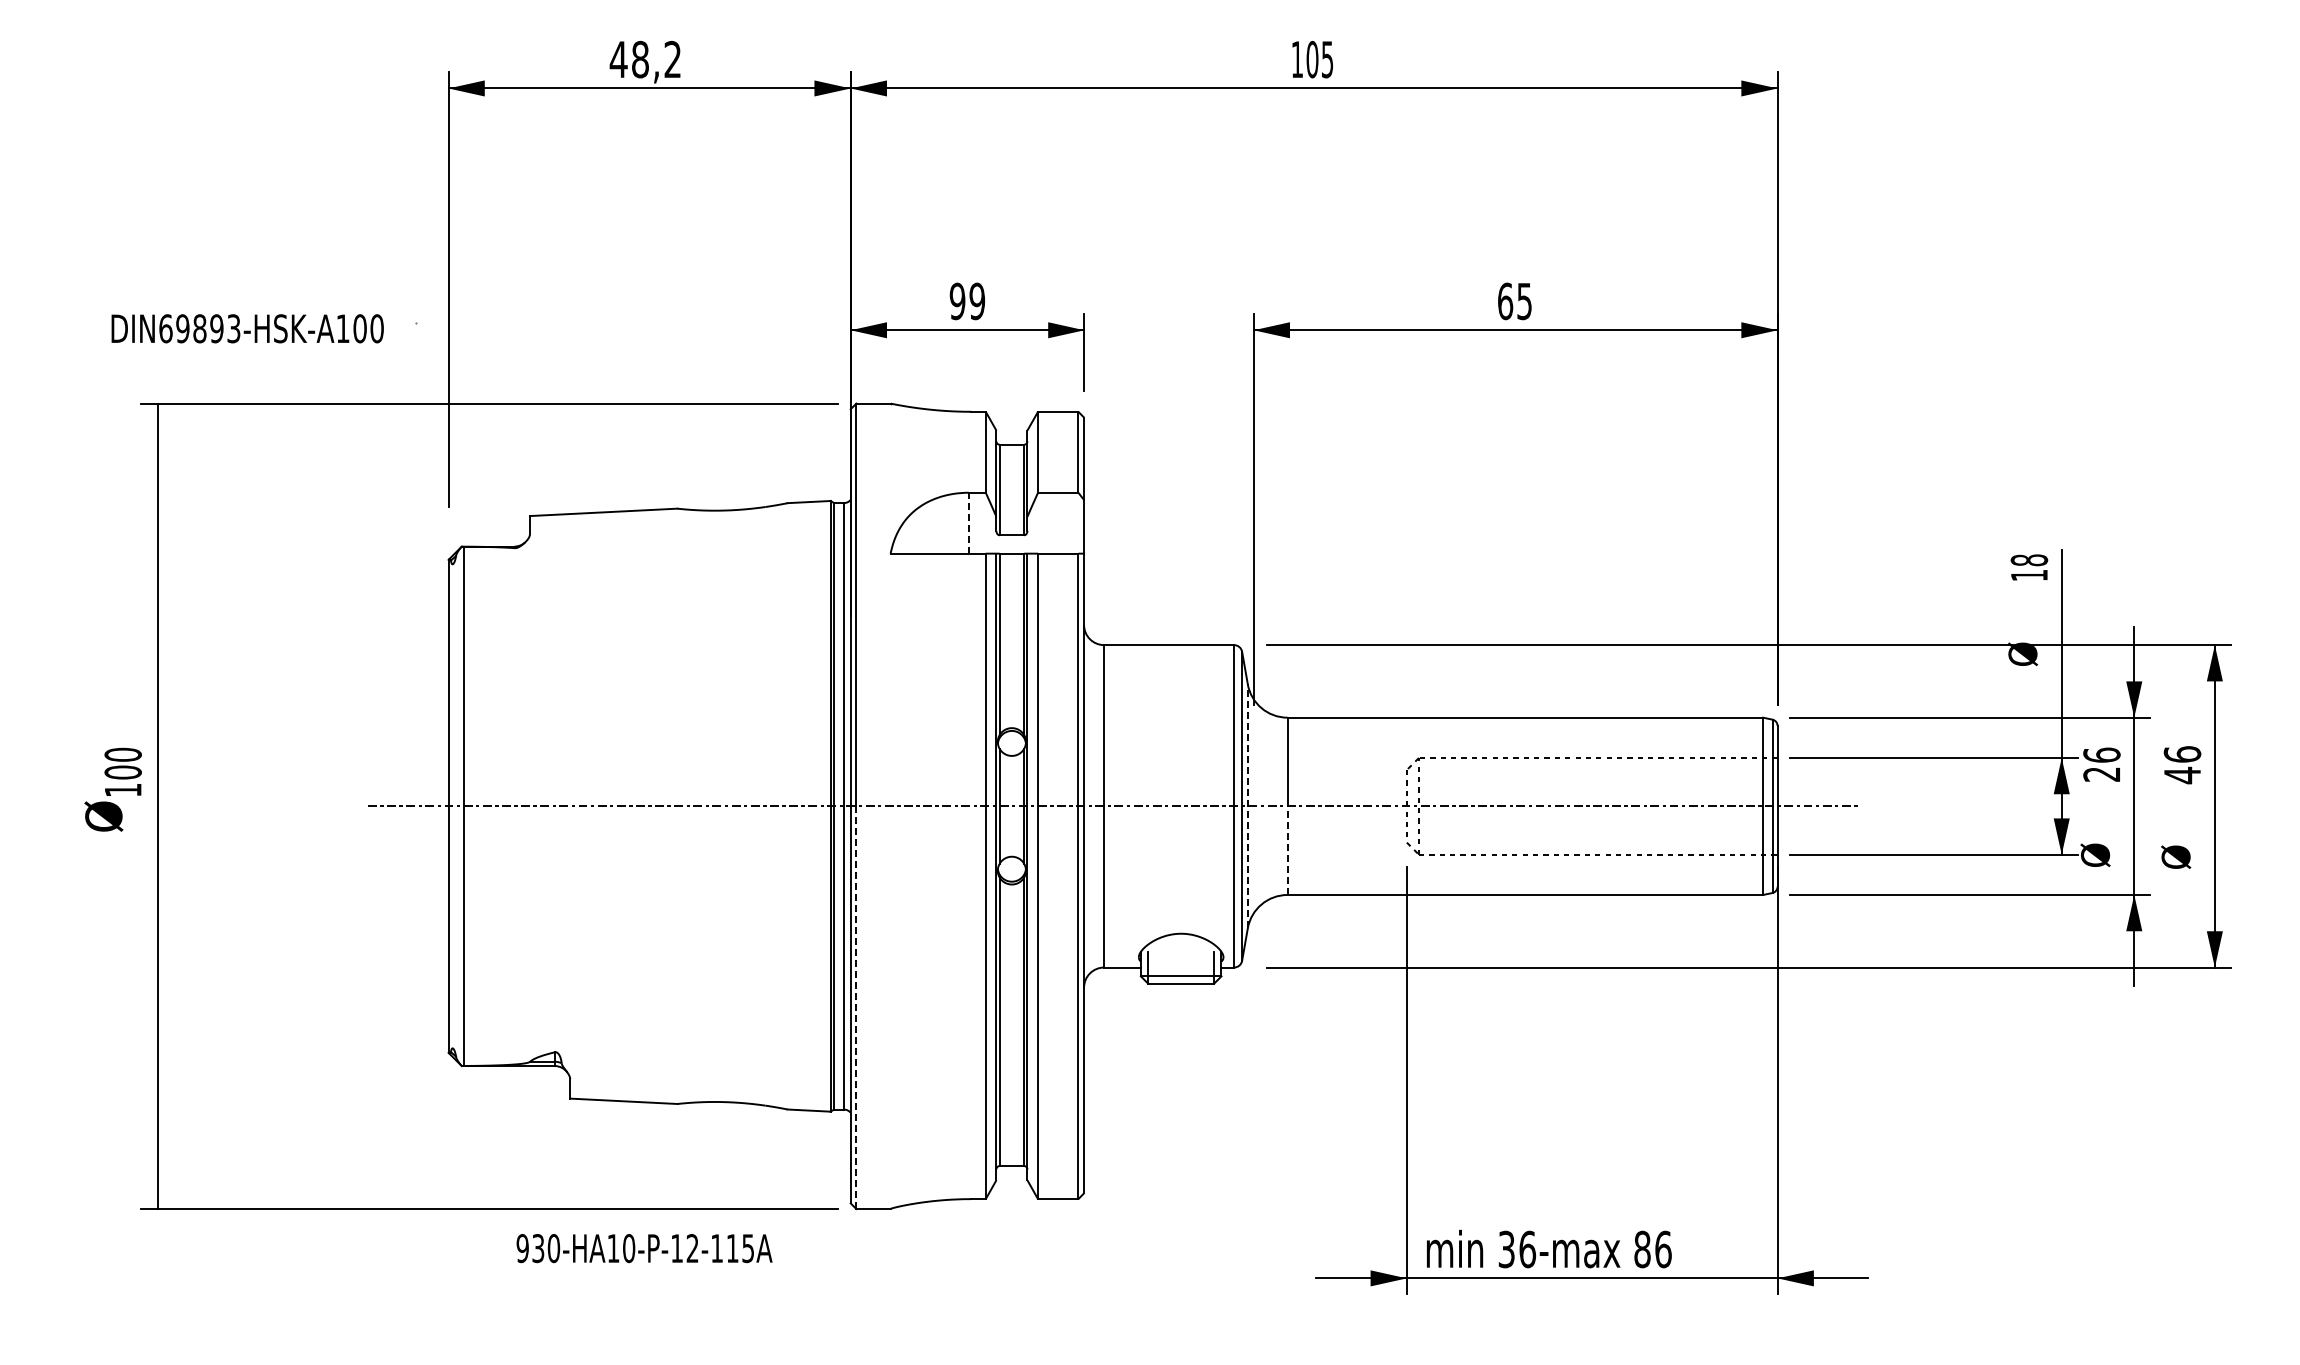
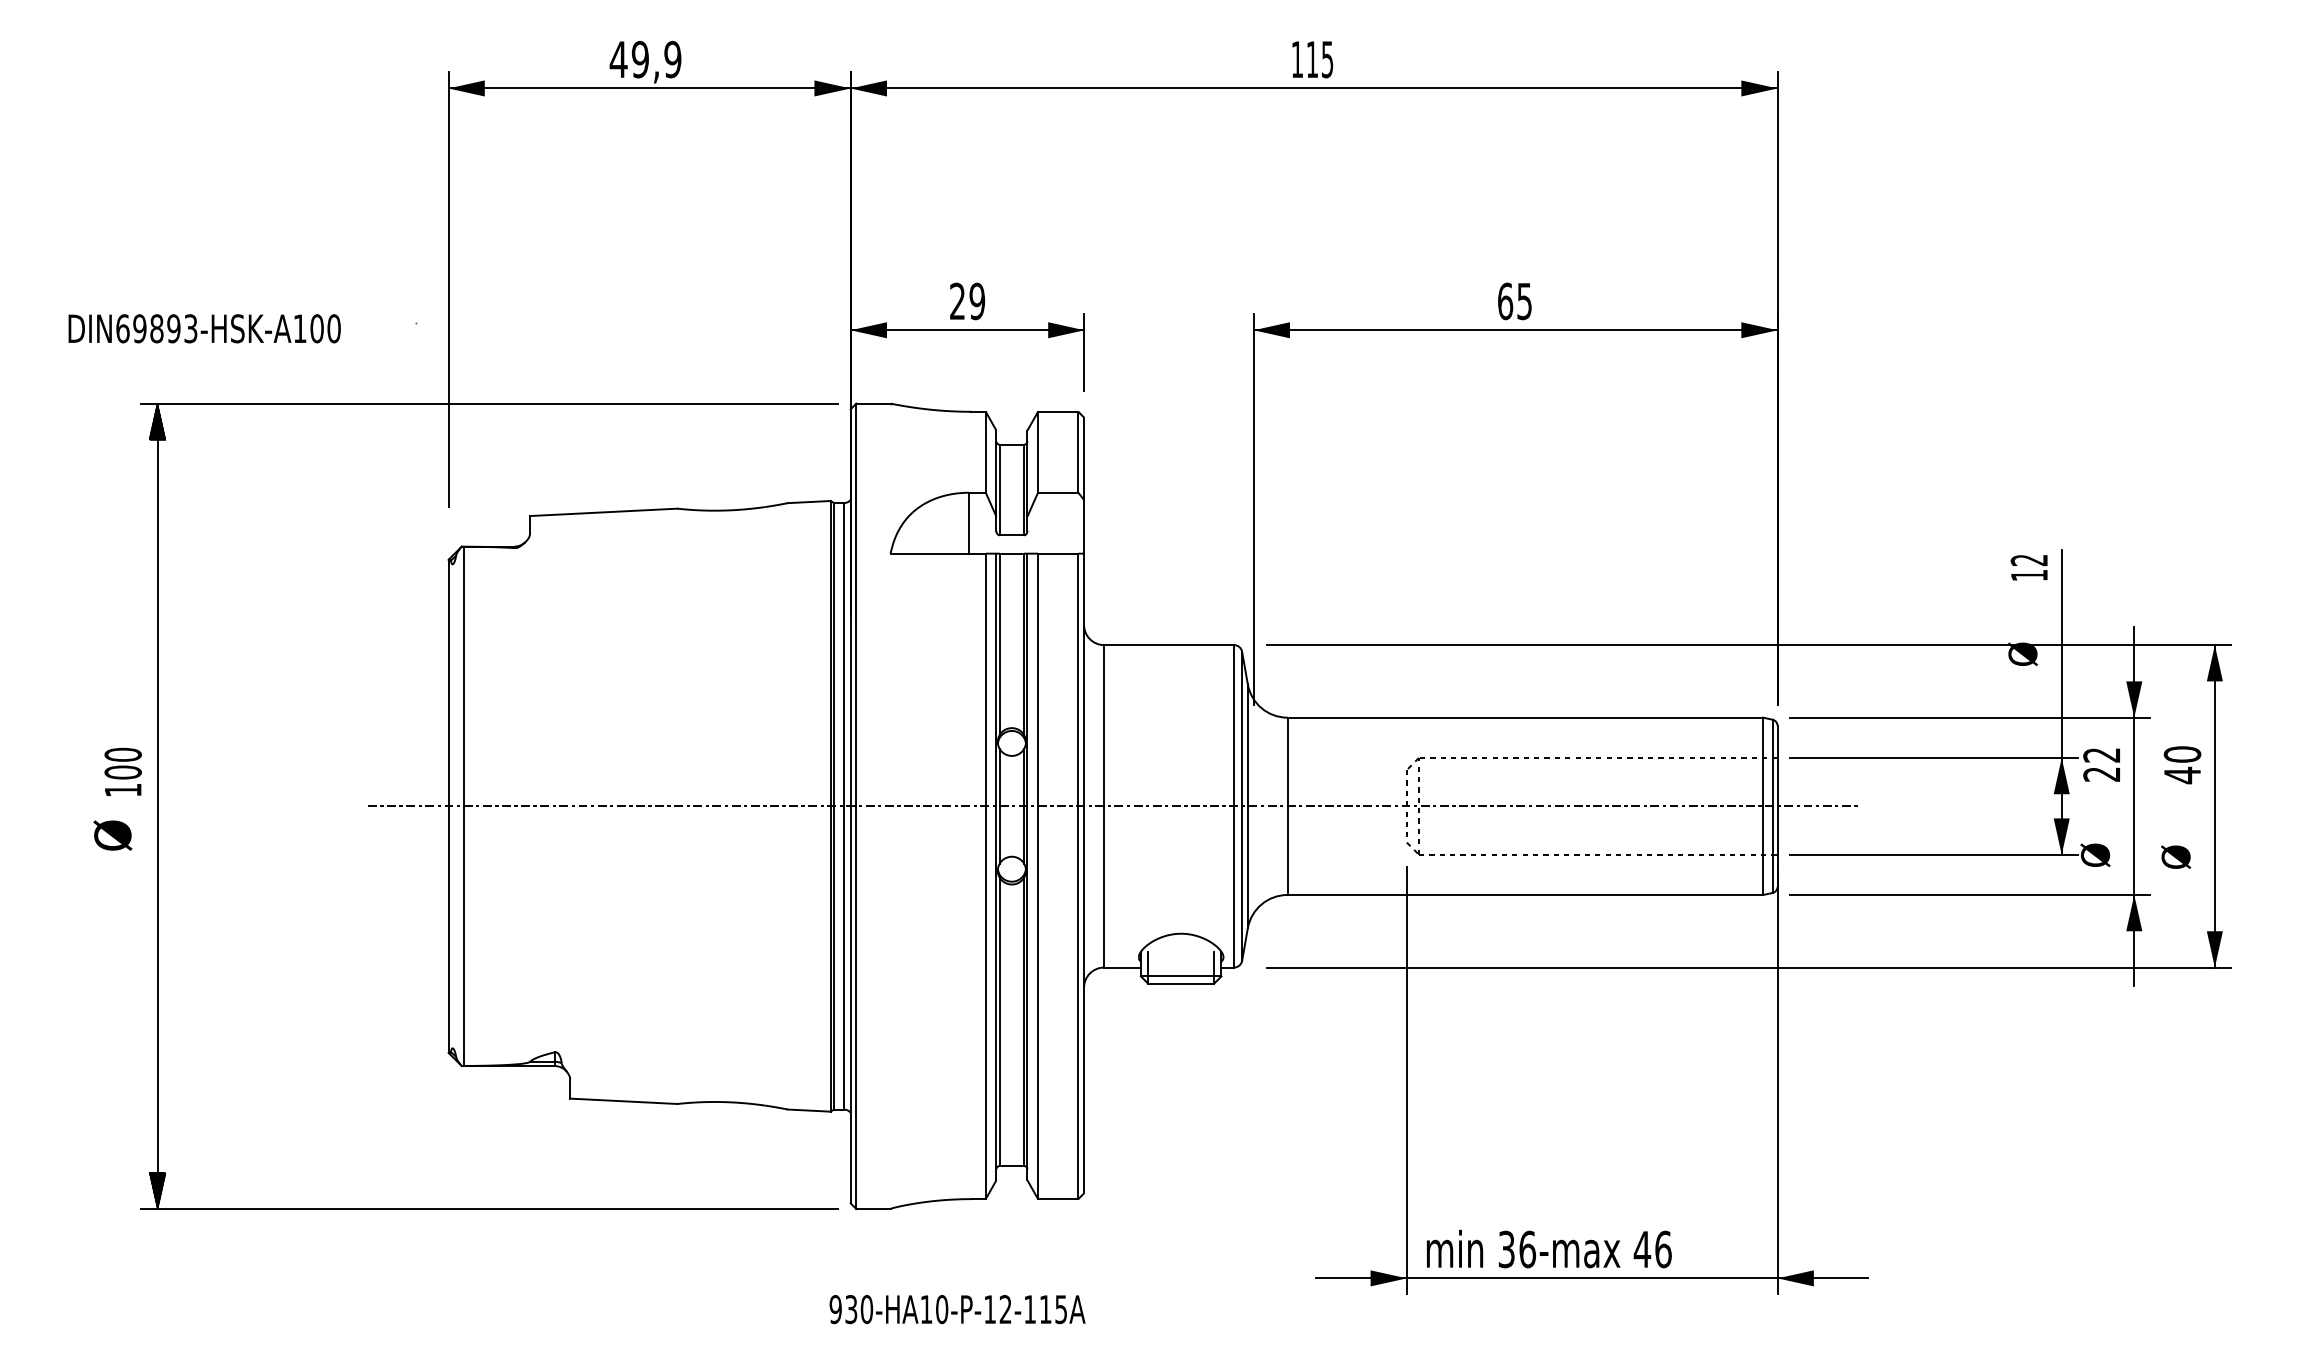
text: 48,2 -> 49,9 (656, 59)
text: 105 -> 115 (1312, 59)
text: 99 -> 29 (957, 301)
text position: (247, 328) -> (204, 328) (204, 328)
hatch: none -> present (157, 421)
line: dashed -> solid (968, 522)
text: 18 -> 12 (2029, 560)
text: 26 -> 22 (2101, 754)
text: 46 -> 40 (2182, 754)
line: dashed -> solid (1247, 806)
text position: (103, 816) -> (112, 835) (112, 835)
line: dashed -> solid (1287, 850)
line: dashed -> solid (856, 1008)
hatch: none -> present (157, 1190)
text position: (644, 1248) -> (957, 1309) (957, 1309)
text: 86 -> 46 (1642, 1249)
